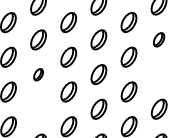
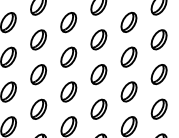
part size: 13x16 px -> 18x22 px (158, 39)
part size: 11x14 px -> 17x22 px (38, 74)
part: none -> present (158, 74)
part: none -> present (38, 108)
